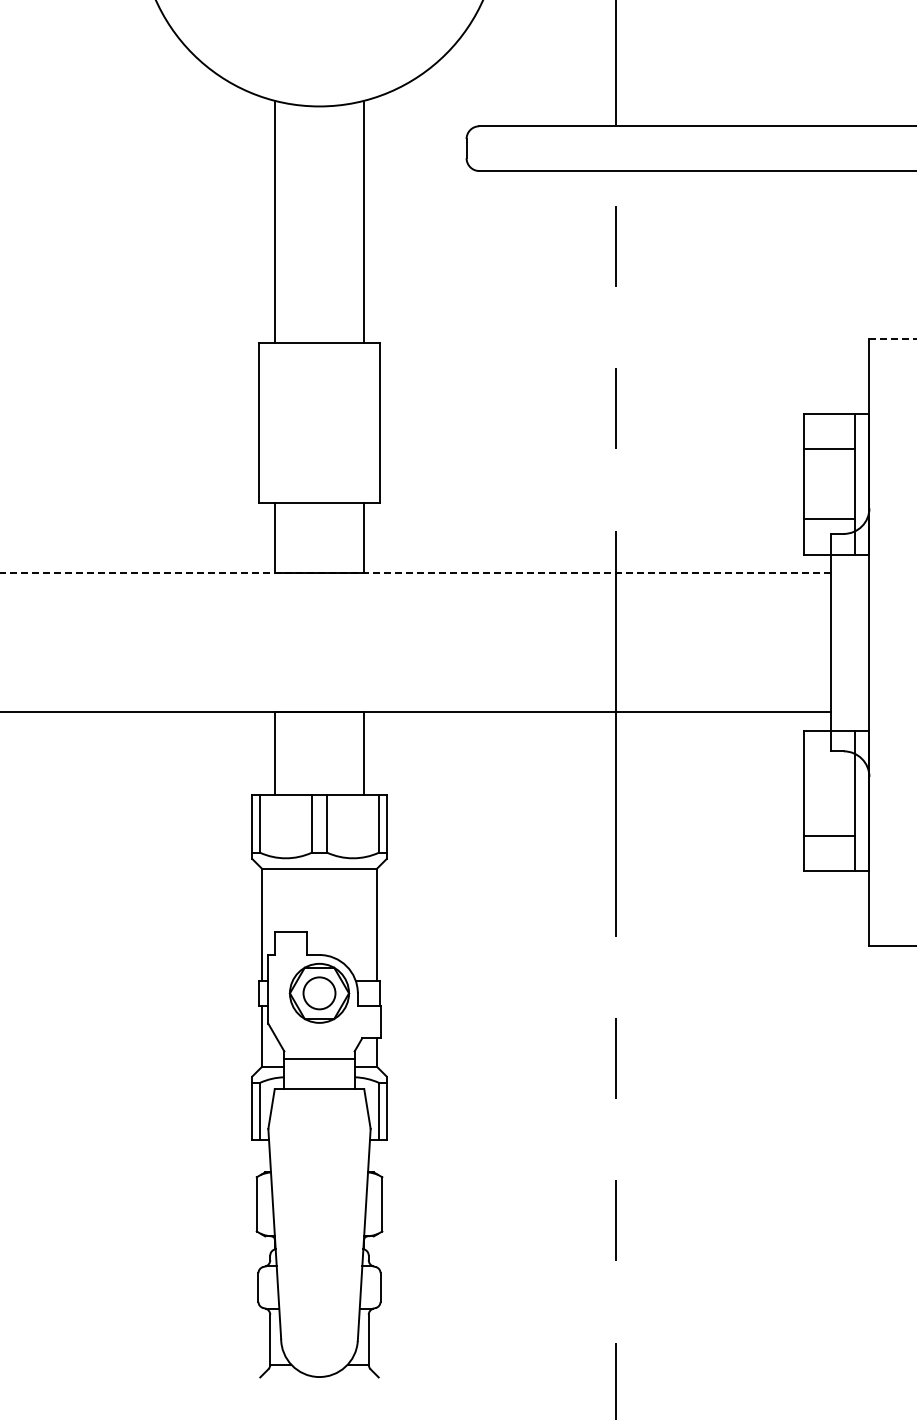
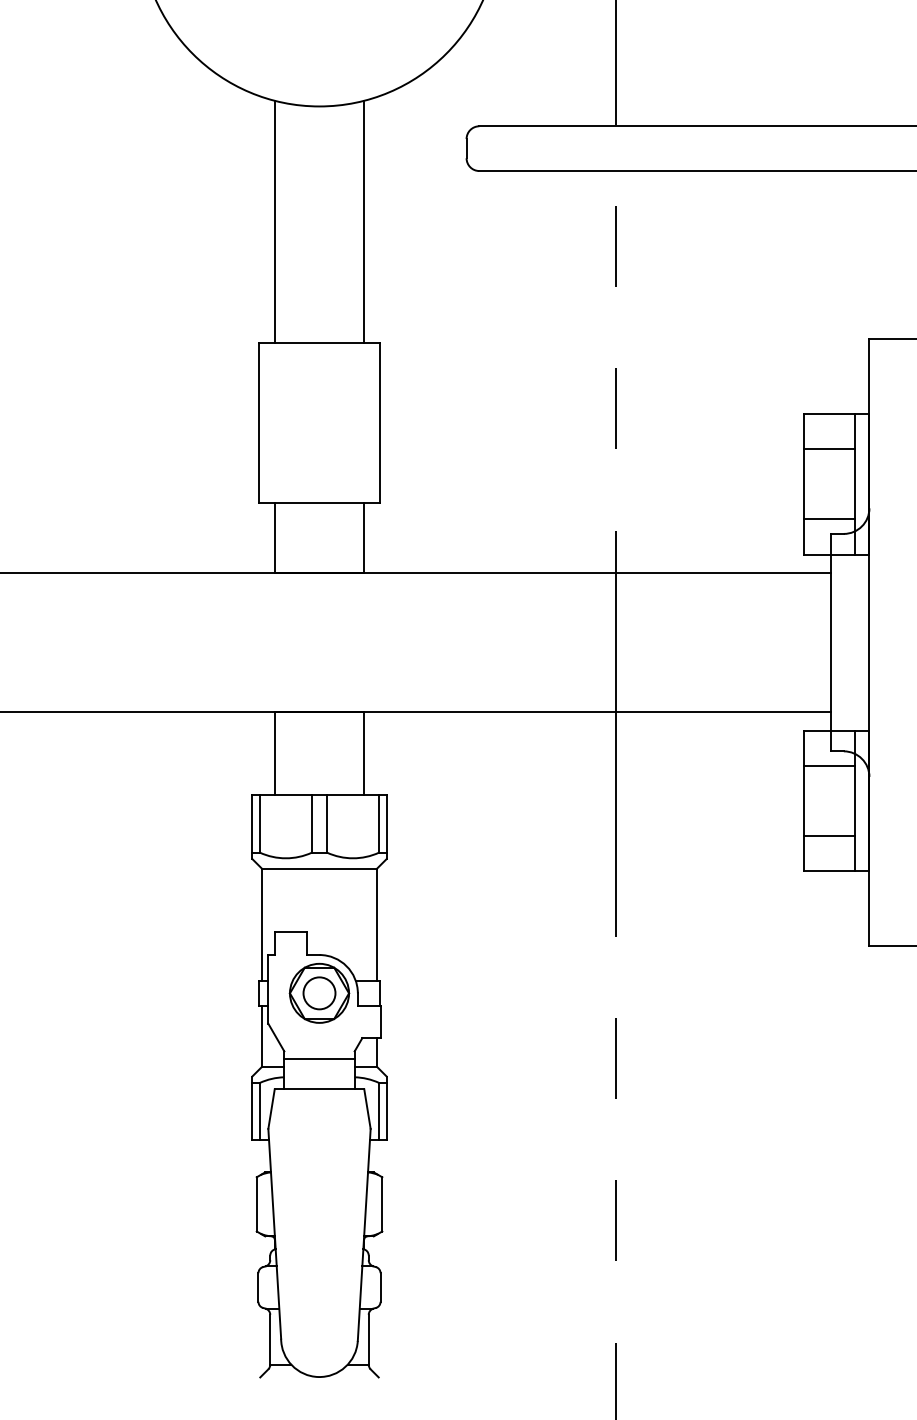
line: dashed -> solid (893, 338)
line: dashed -> solid (415, 573)
line: none -> present (828, 765)
